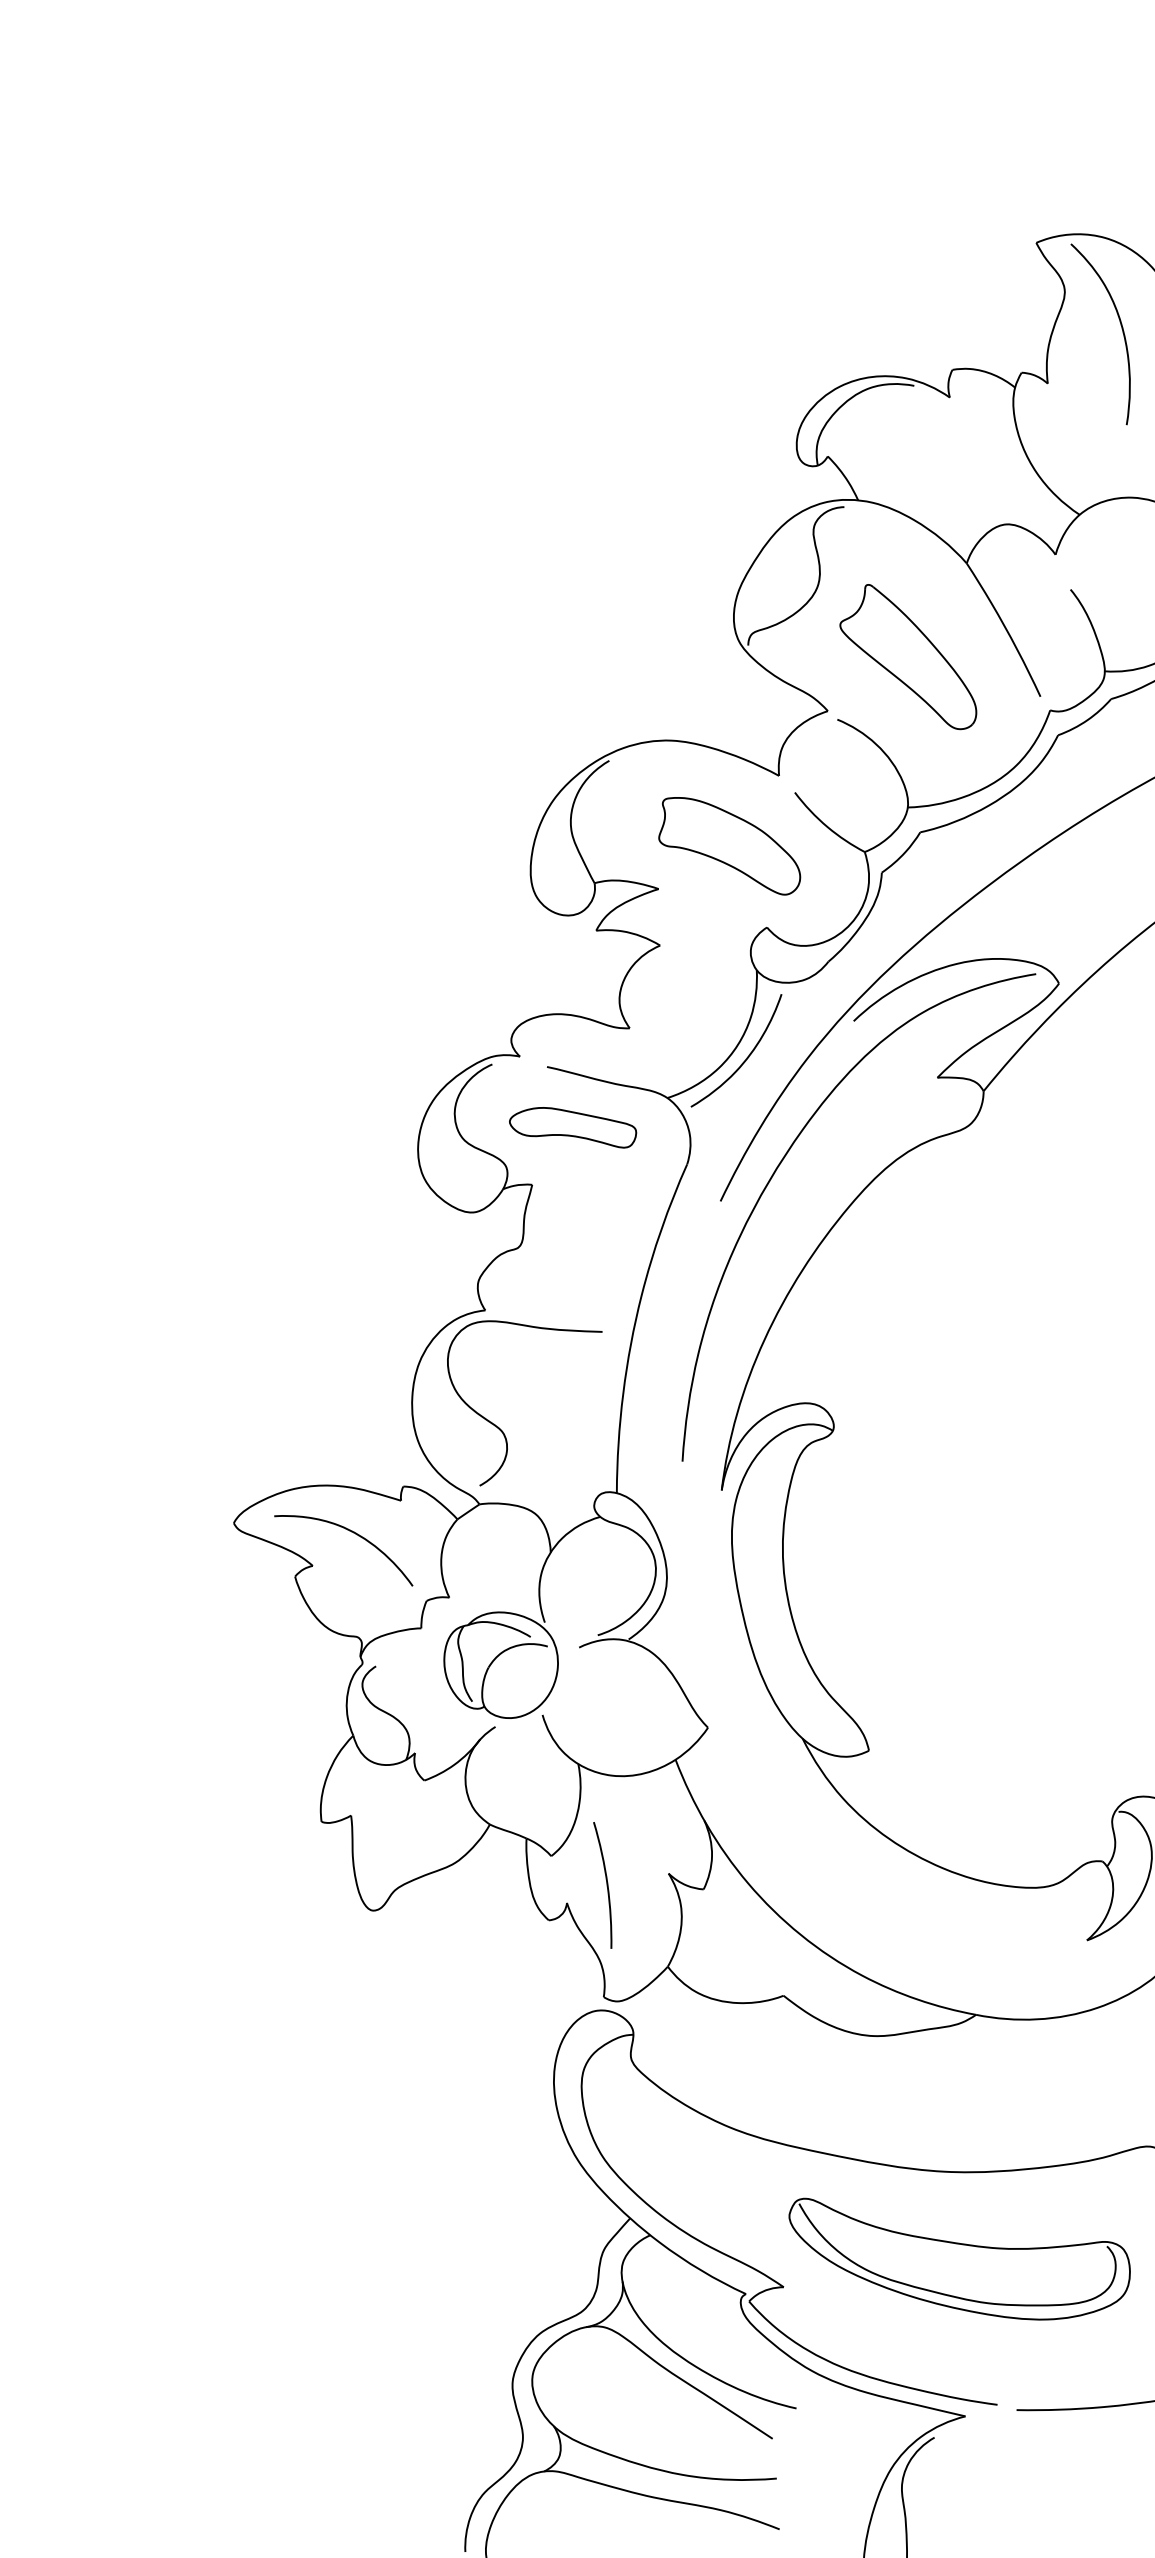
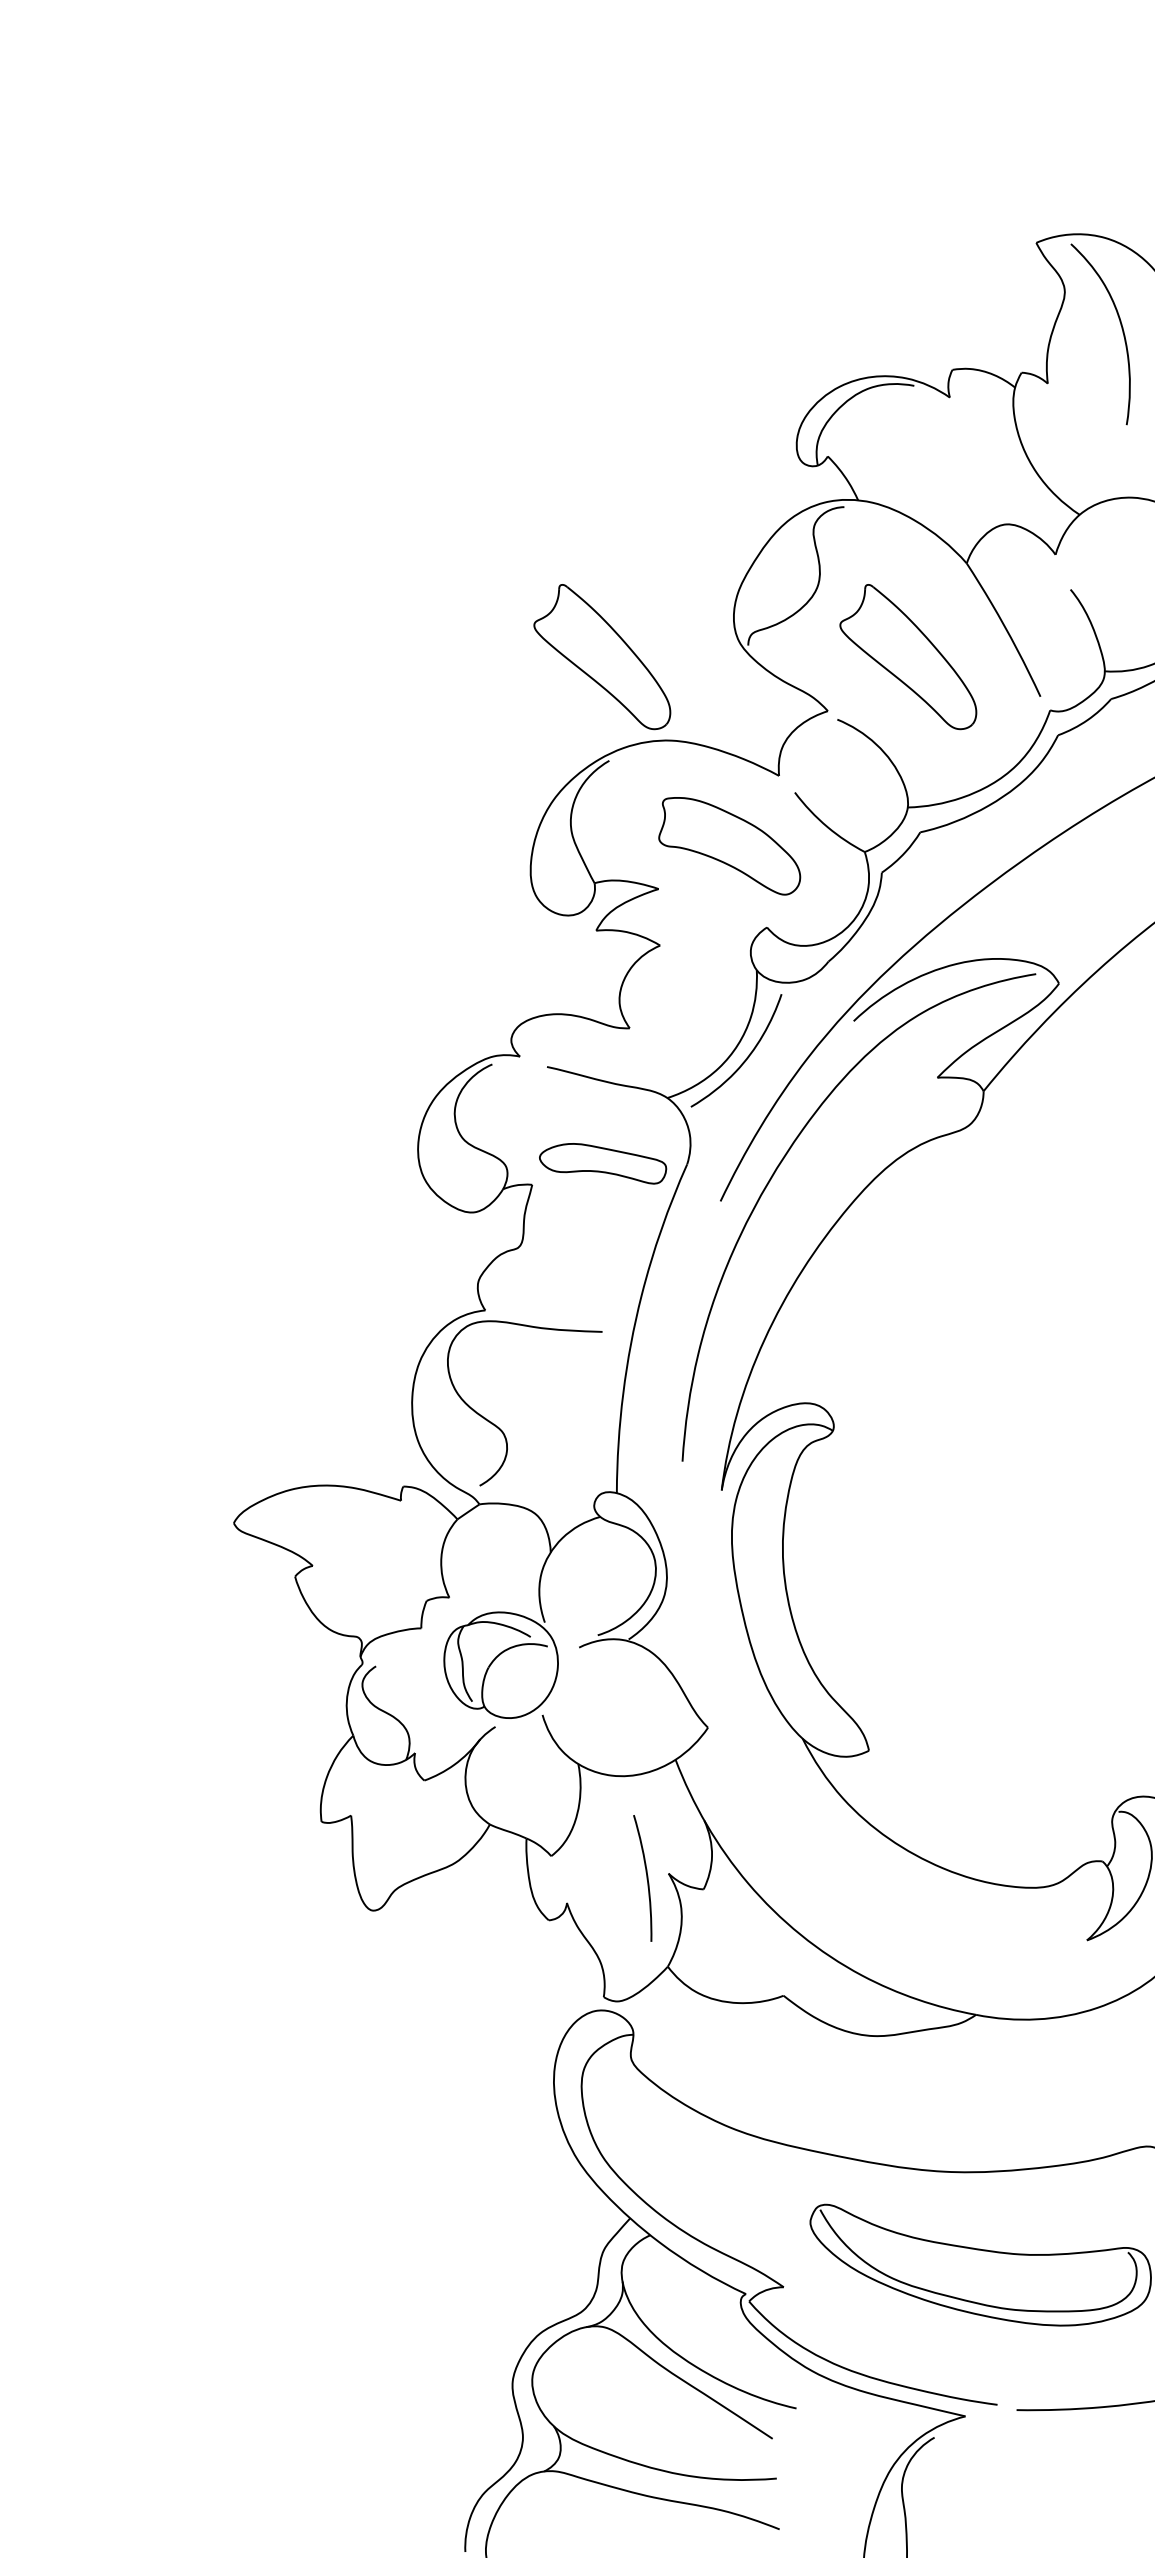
part: none -> present (602, 657)
part position: (573, 1127) -> (603, 1163) (603, 1163)
curve: present -> none (351, 1532)
curve position: (606, 1885) -> (646, 1878) (646, 1878)
part position: (959, 2258) -> (980, 2264) (980, 2264)
